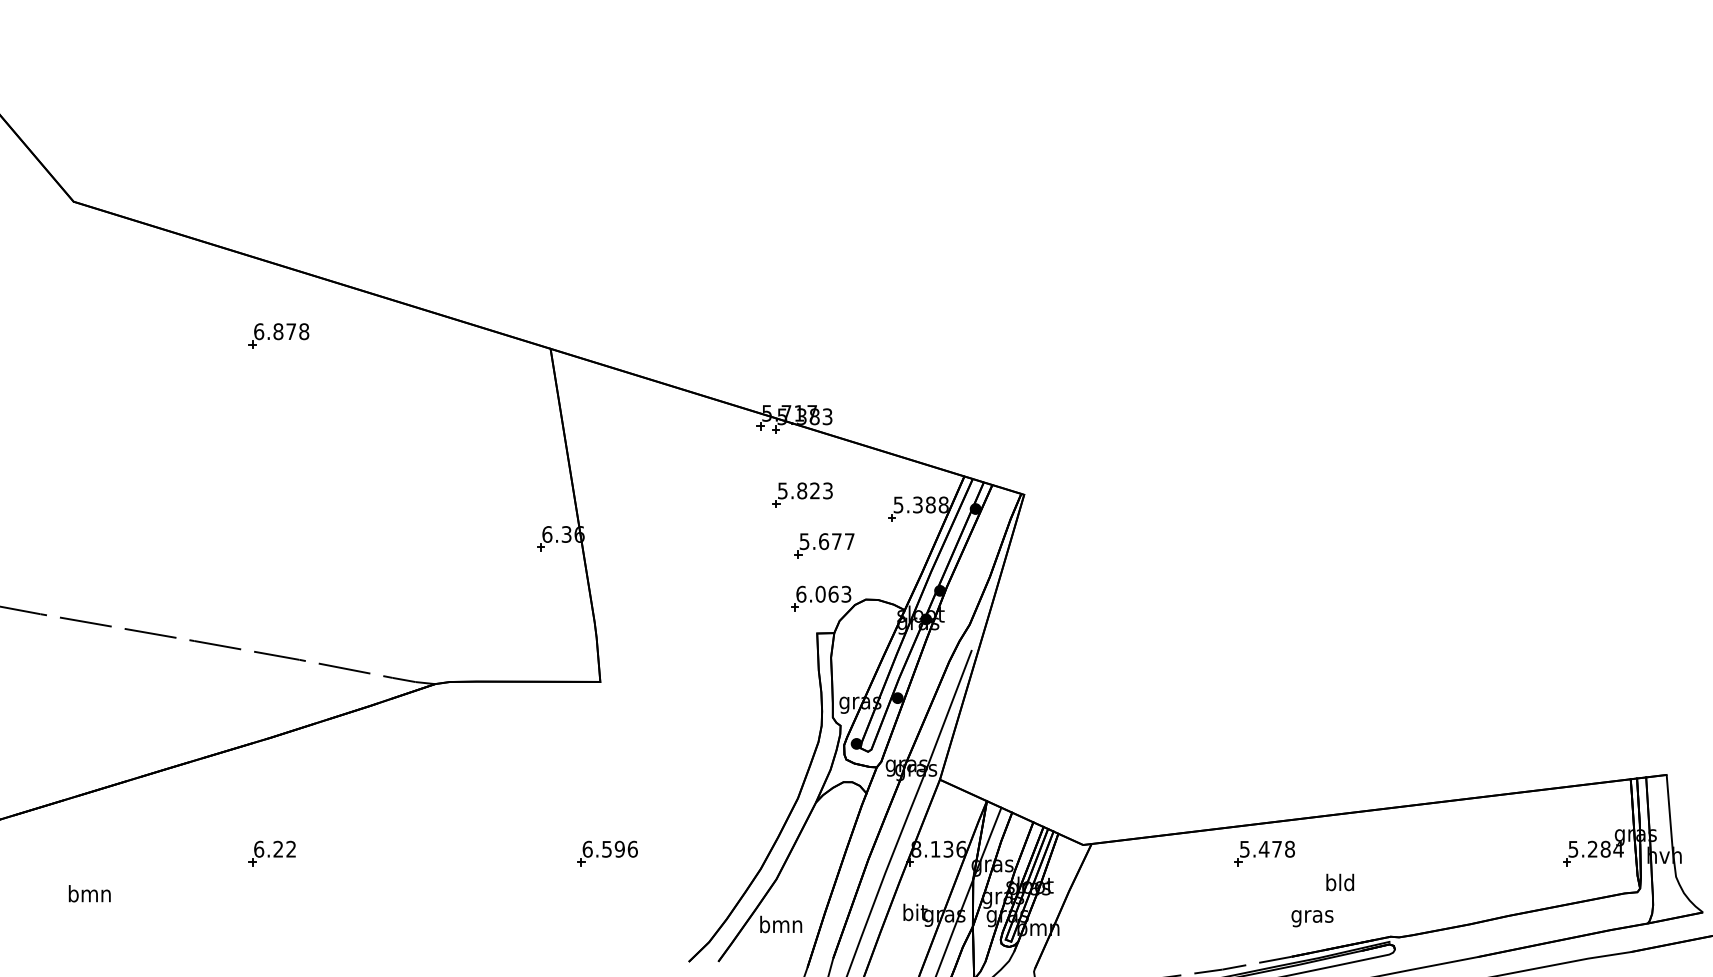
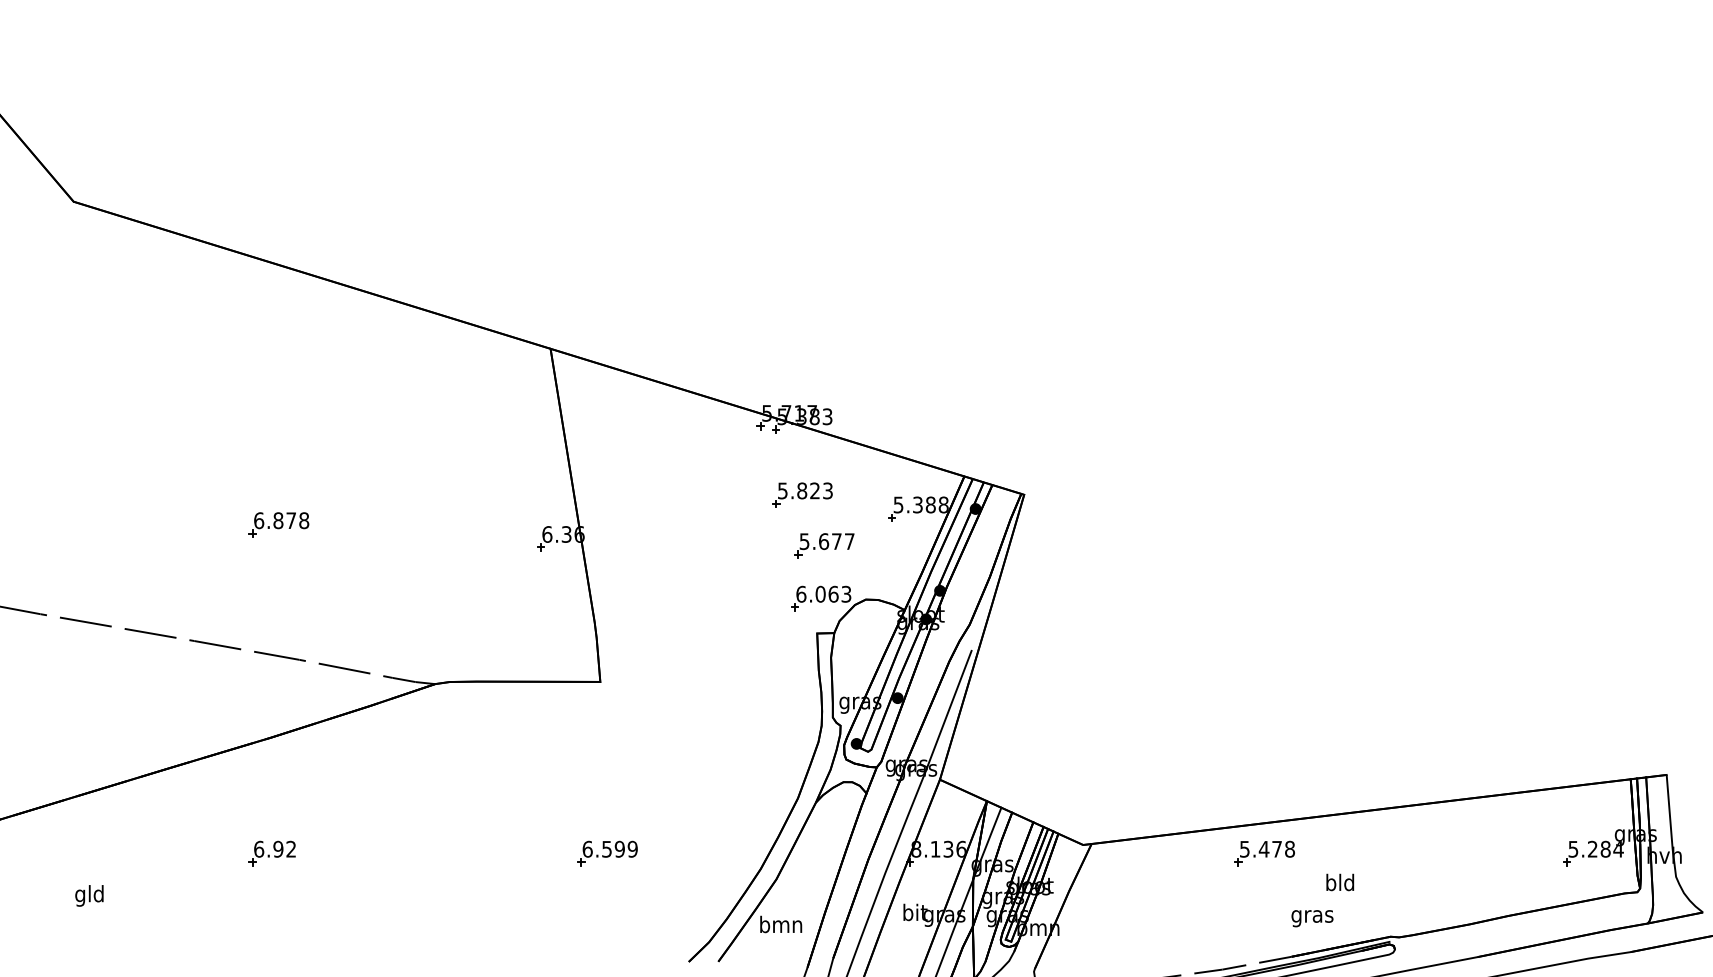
part position: (278, 335) -> (278, 524) (278, 524)
text: 6.596 -> 6.599 (632, 848)
text: 6.22 -> 6.92 (278, 849)
text: bmn -> gld (89, 895)
